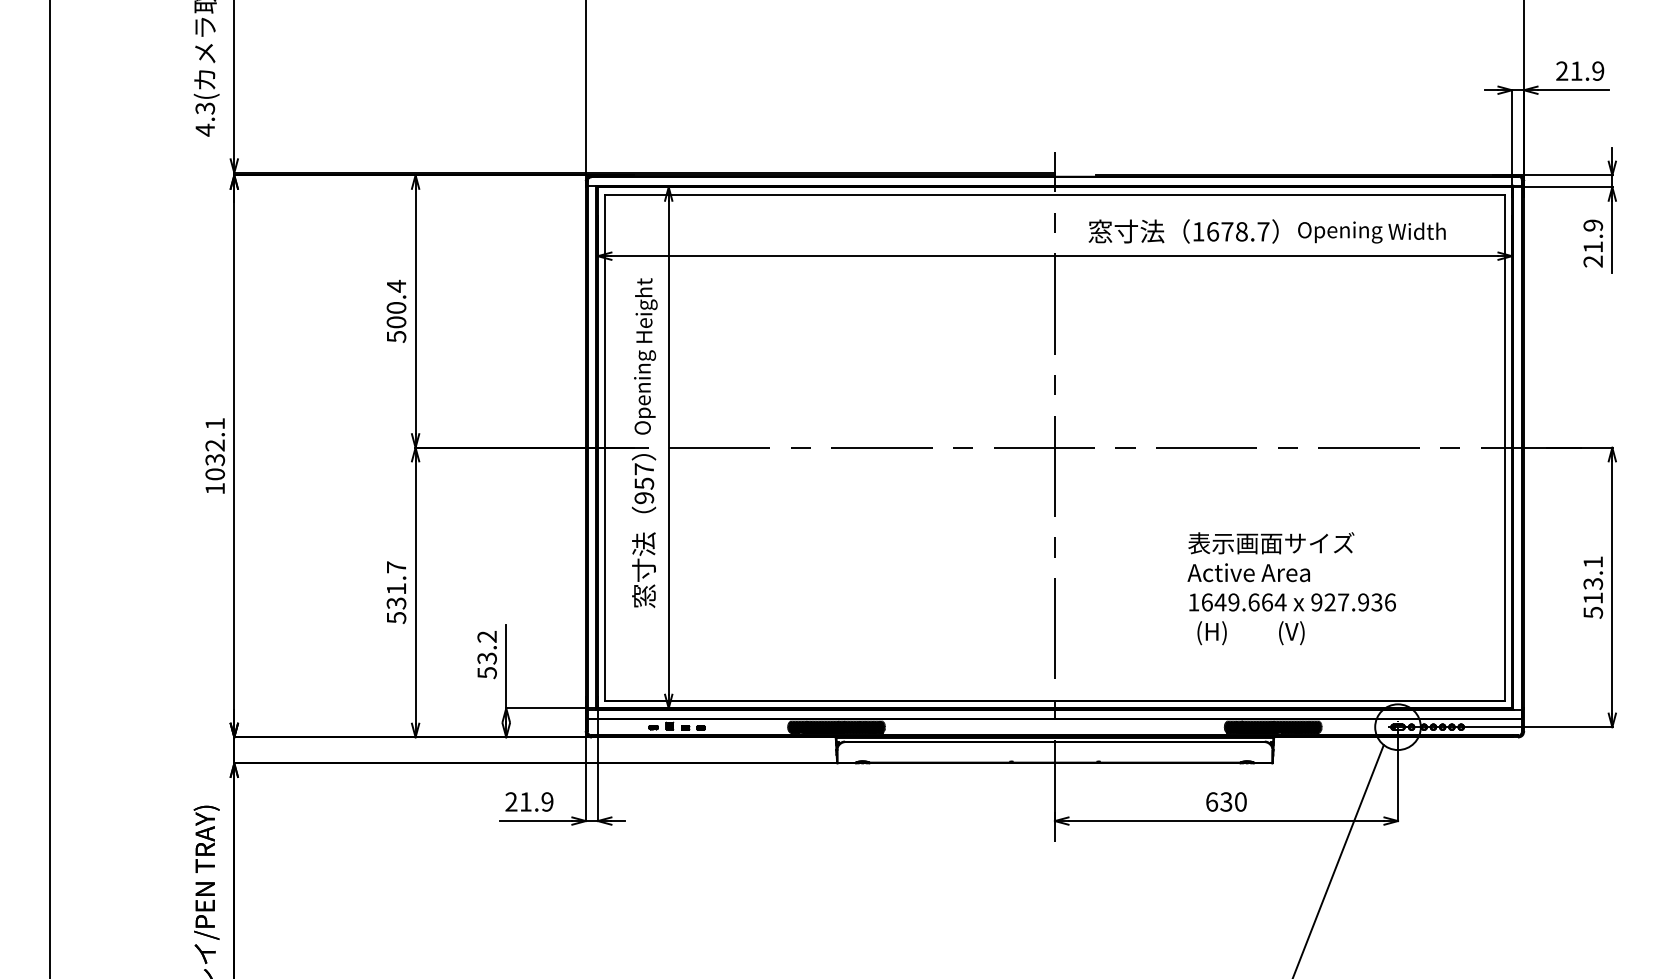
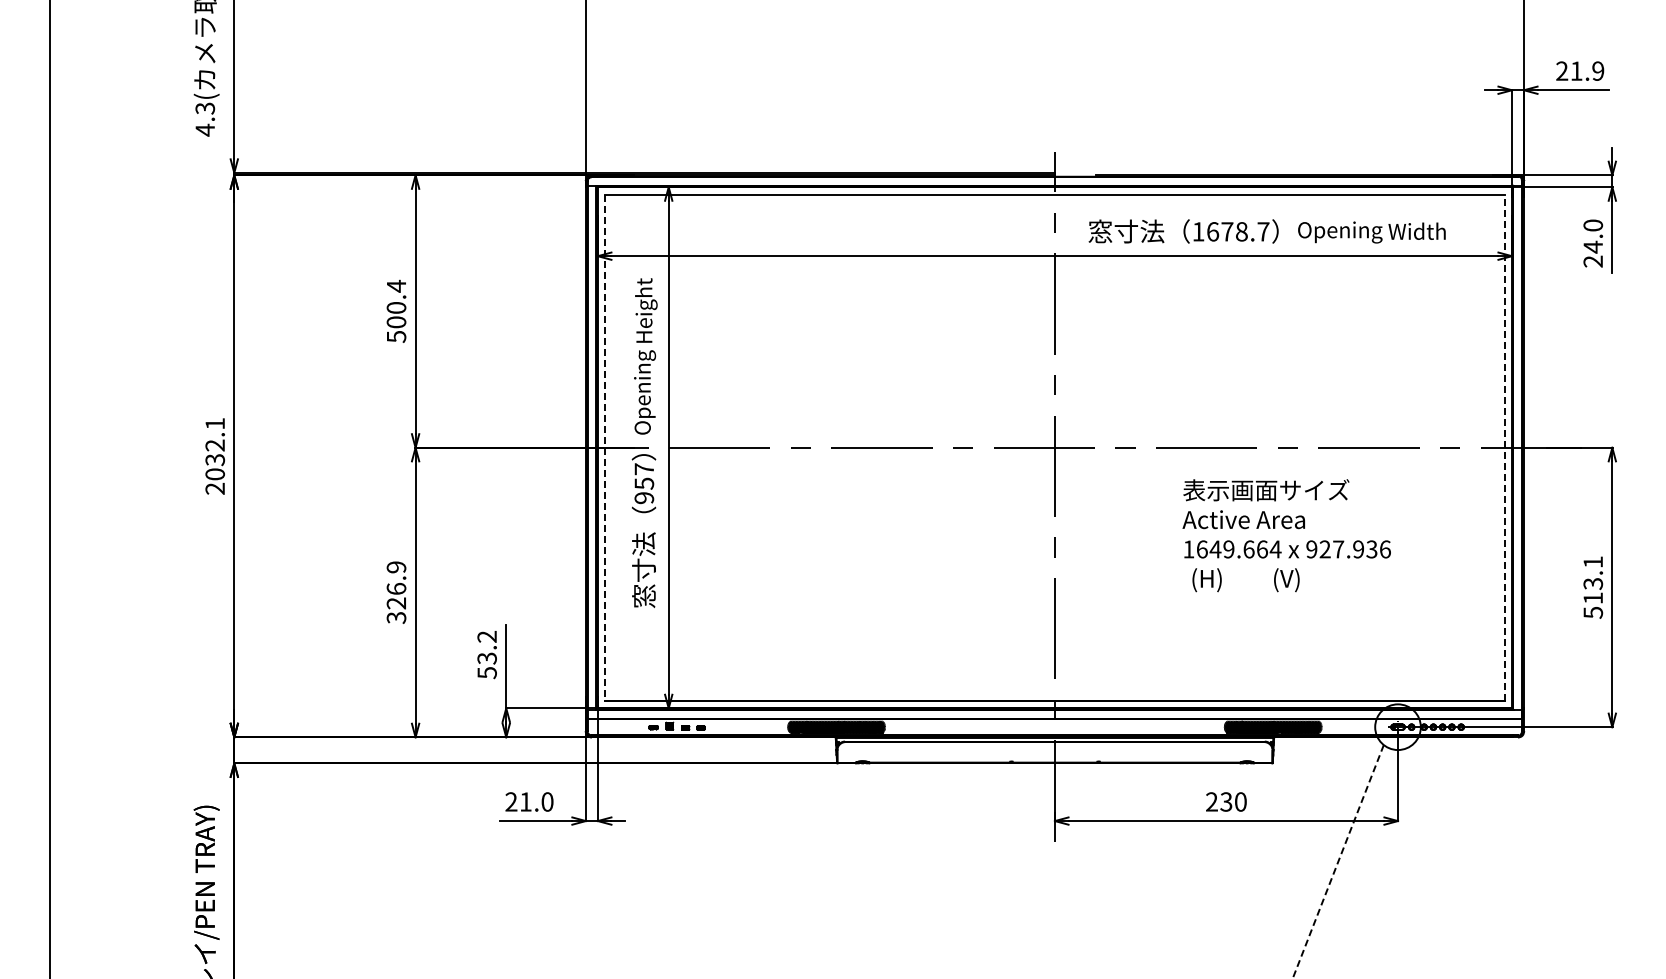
text: 21.9 -> 24.0 (1593, 236)
line: solid -> dashed (1504, 447)
line: solid -> dashed (605, 448)
text: 1032.1 -> 2032.1 (214, 488)
text position: (1291, 588) -> (1286, 535) (1286, 535)
text: 531.7 -> 326.9 (396, 592)
text: 21.9 -> 21.0 (547, 801)
text: 630 -> 230 (1212, 801)
line: solid -> dashed (1338, 862)
